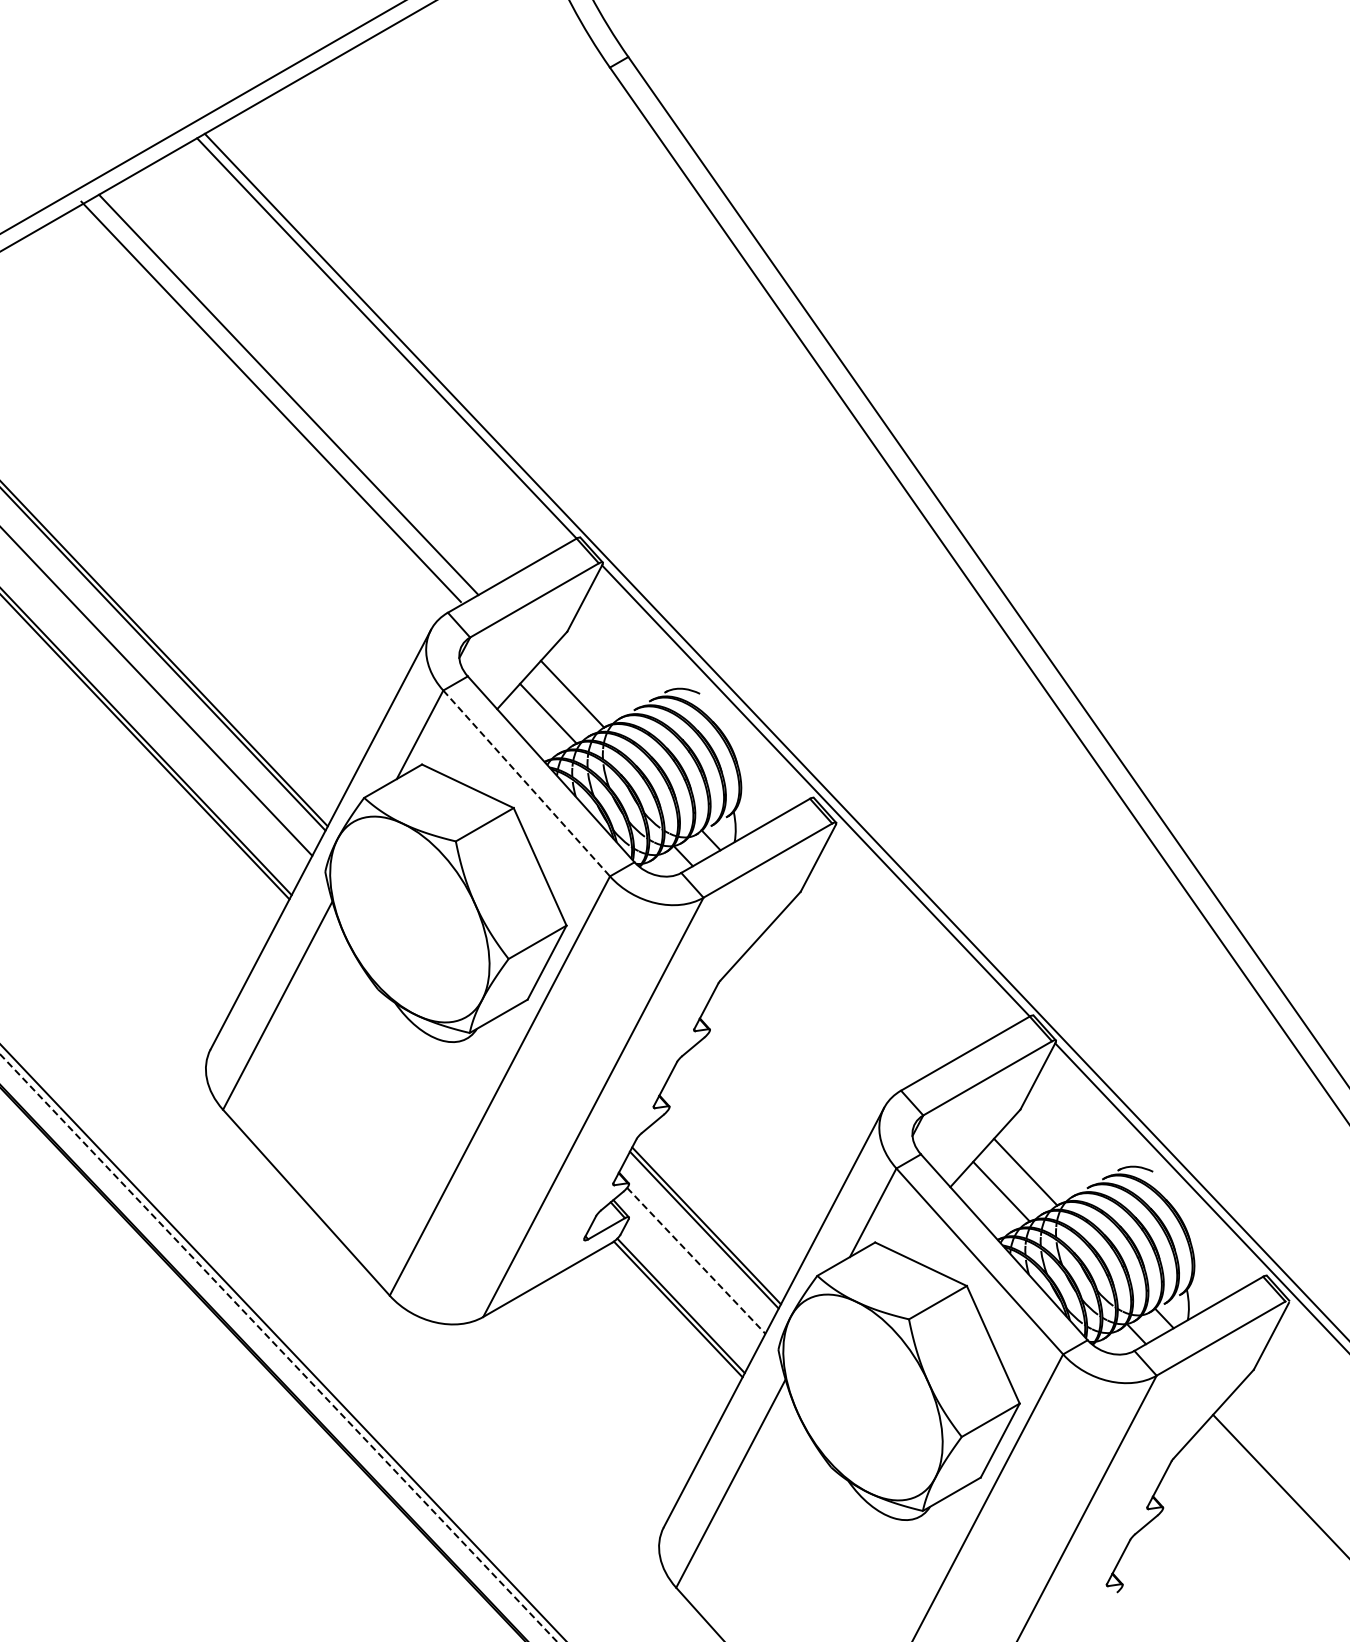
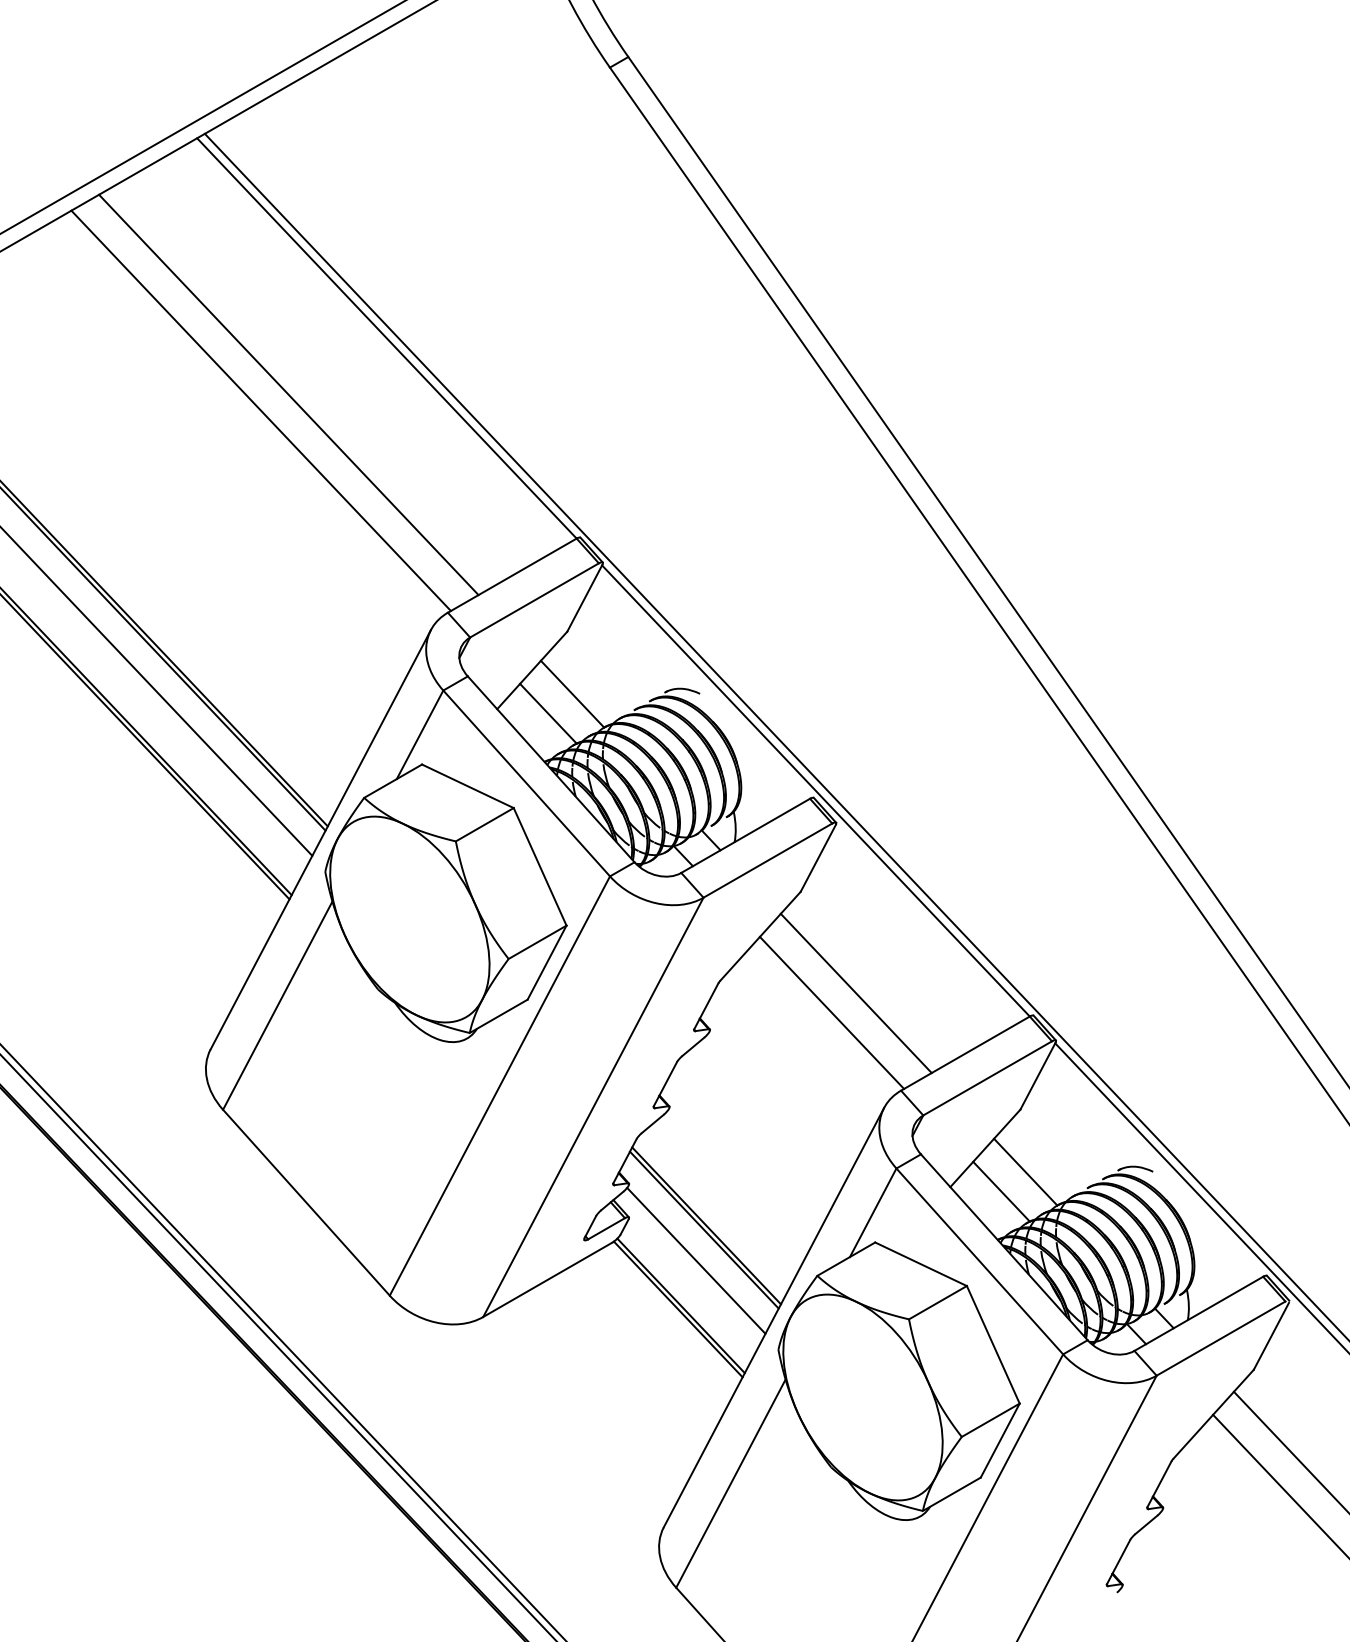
line position: (270, 401) -> (260, 410) (260, 410)
line: dashed -> solid (526, 783)
line: none -> present (855, 993)
line: none -> present (831, 1012)
line: dashed -> solid (696, 1260)
line: dashed -> solid (278, 1348)
line: none -> present (1289, 1450)
